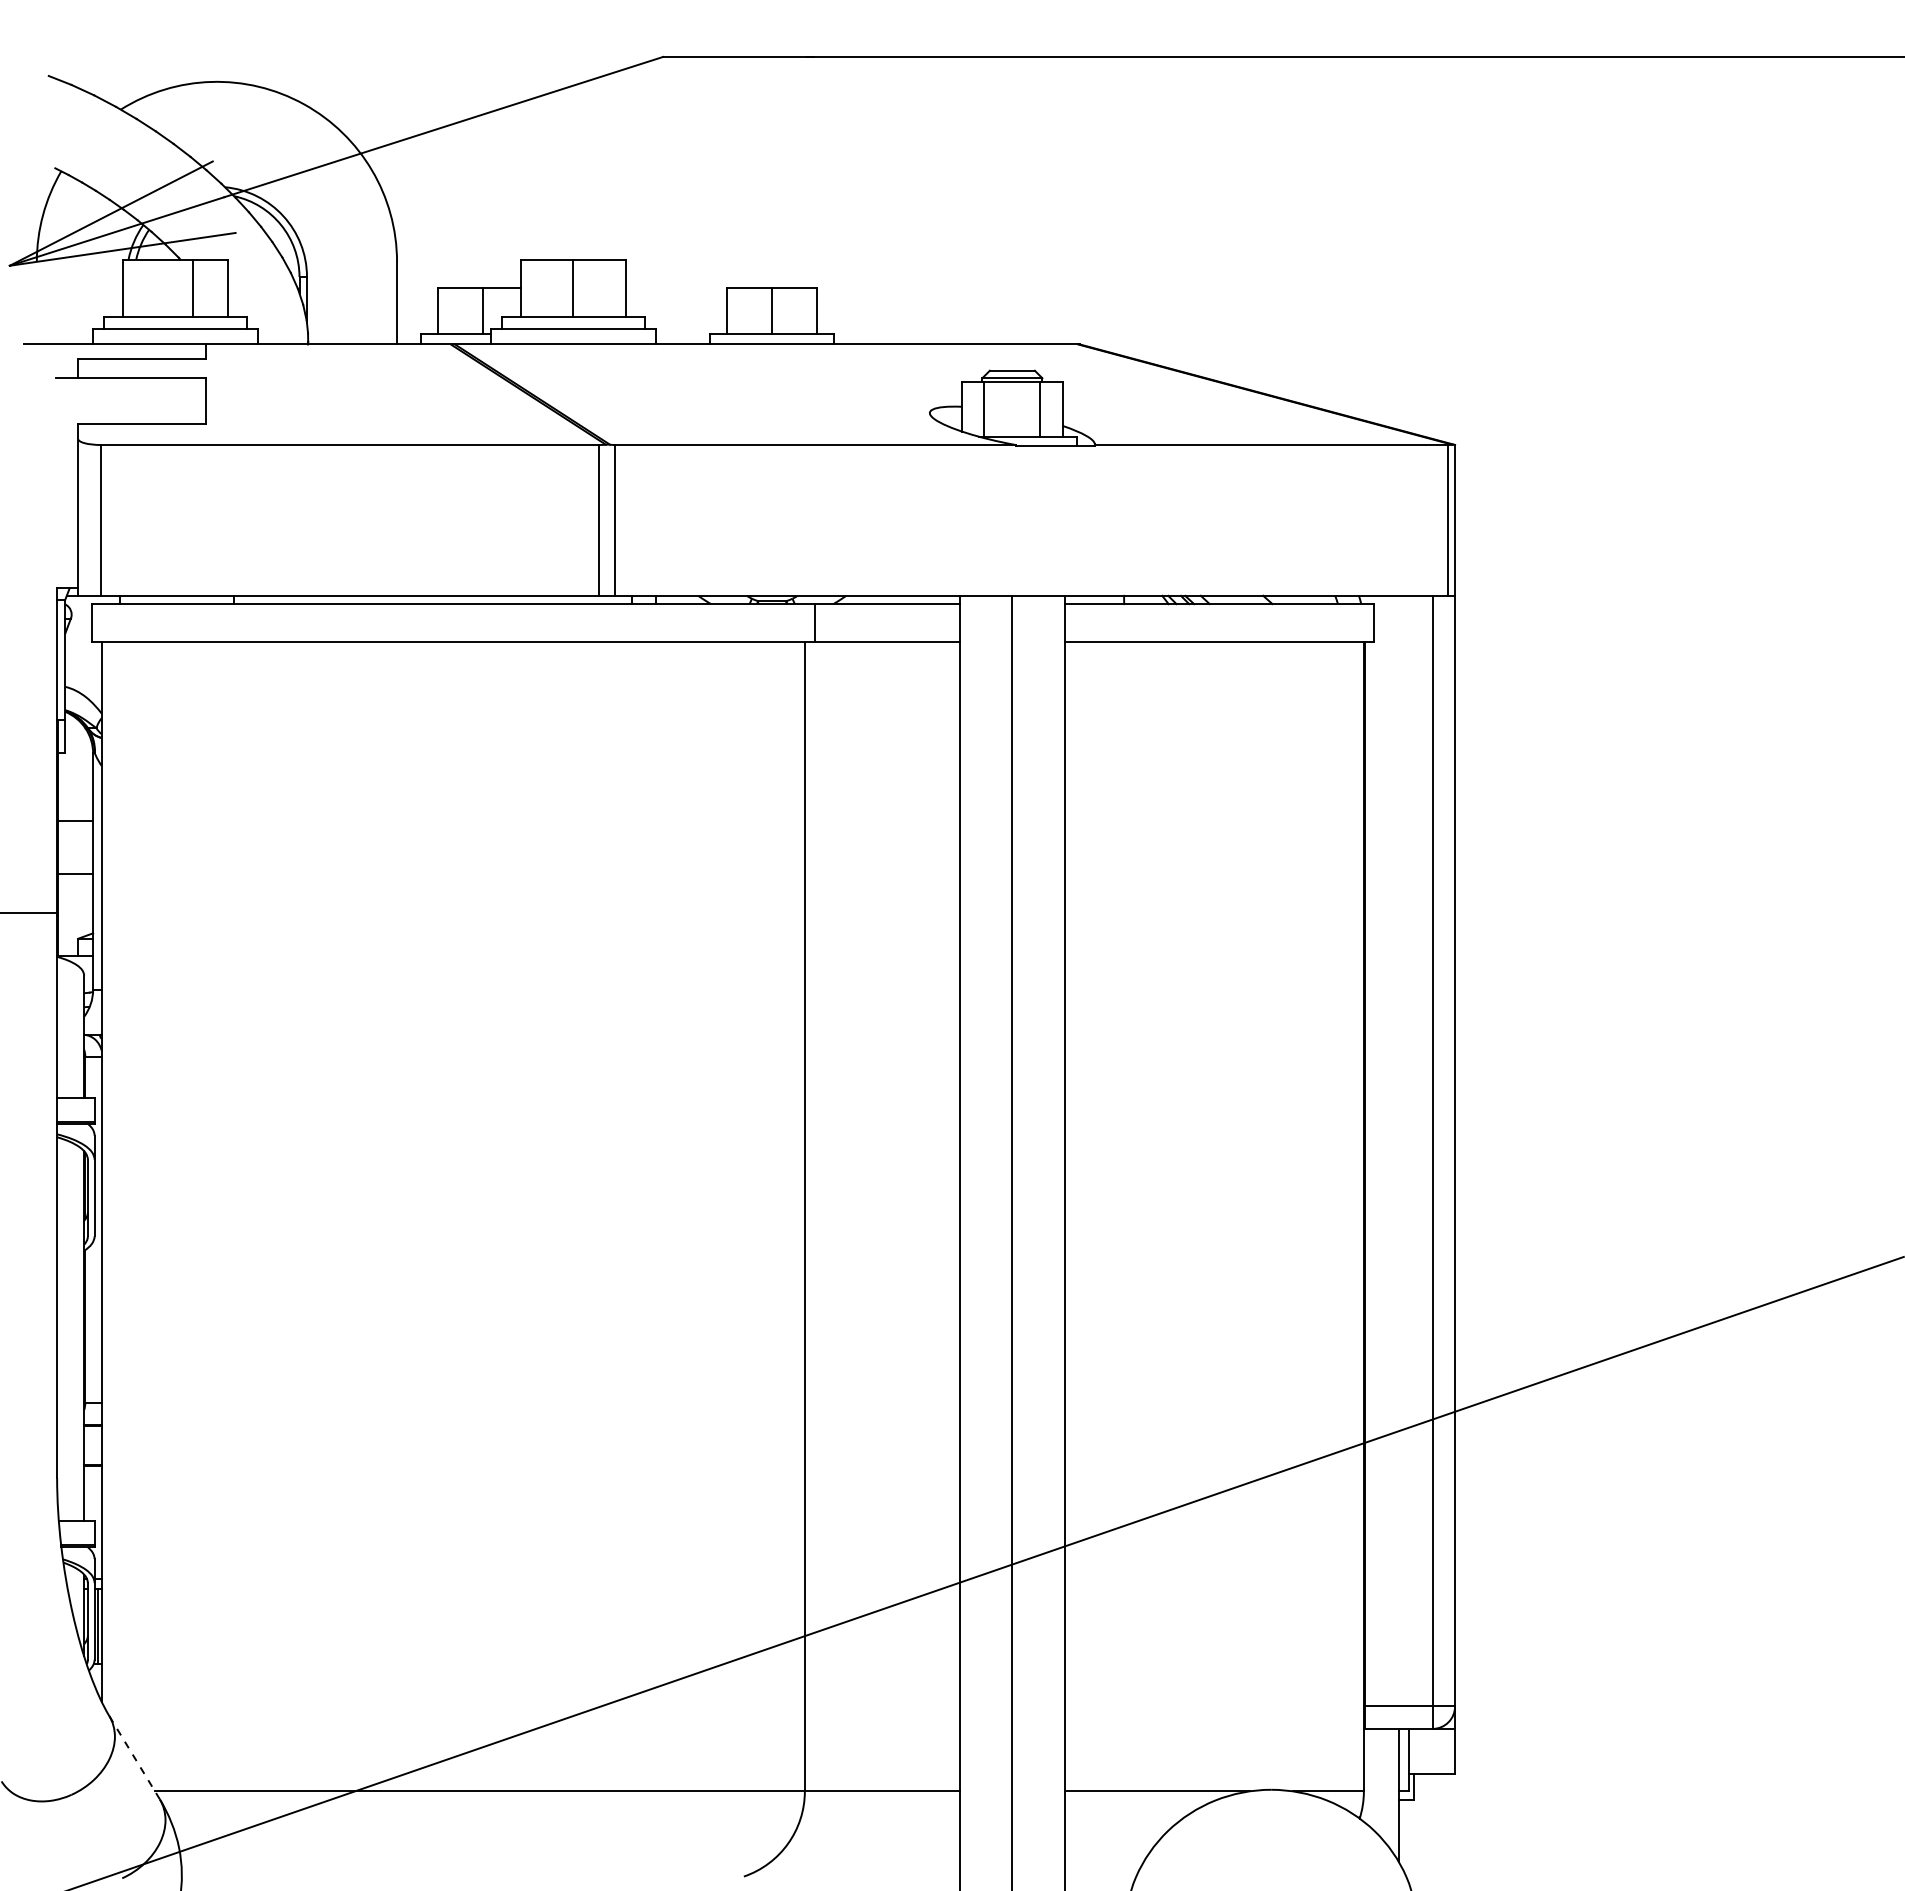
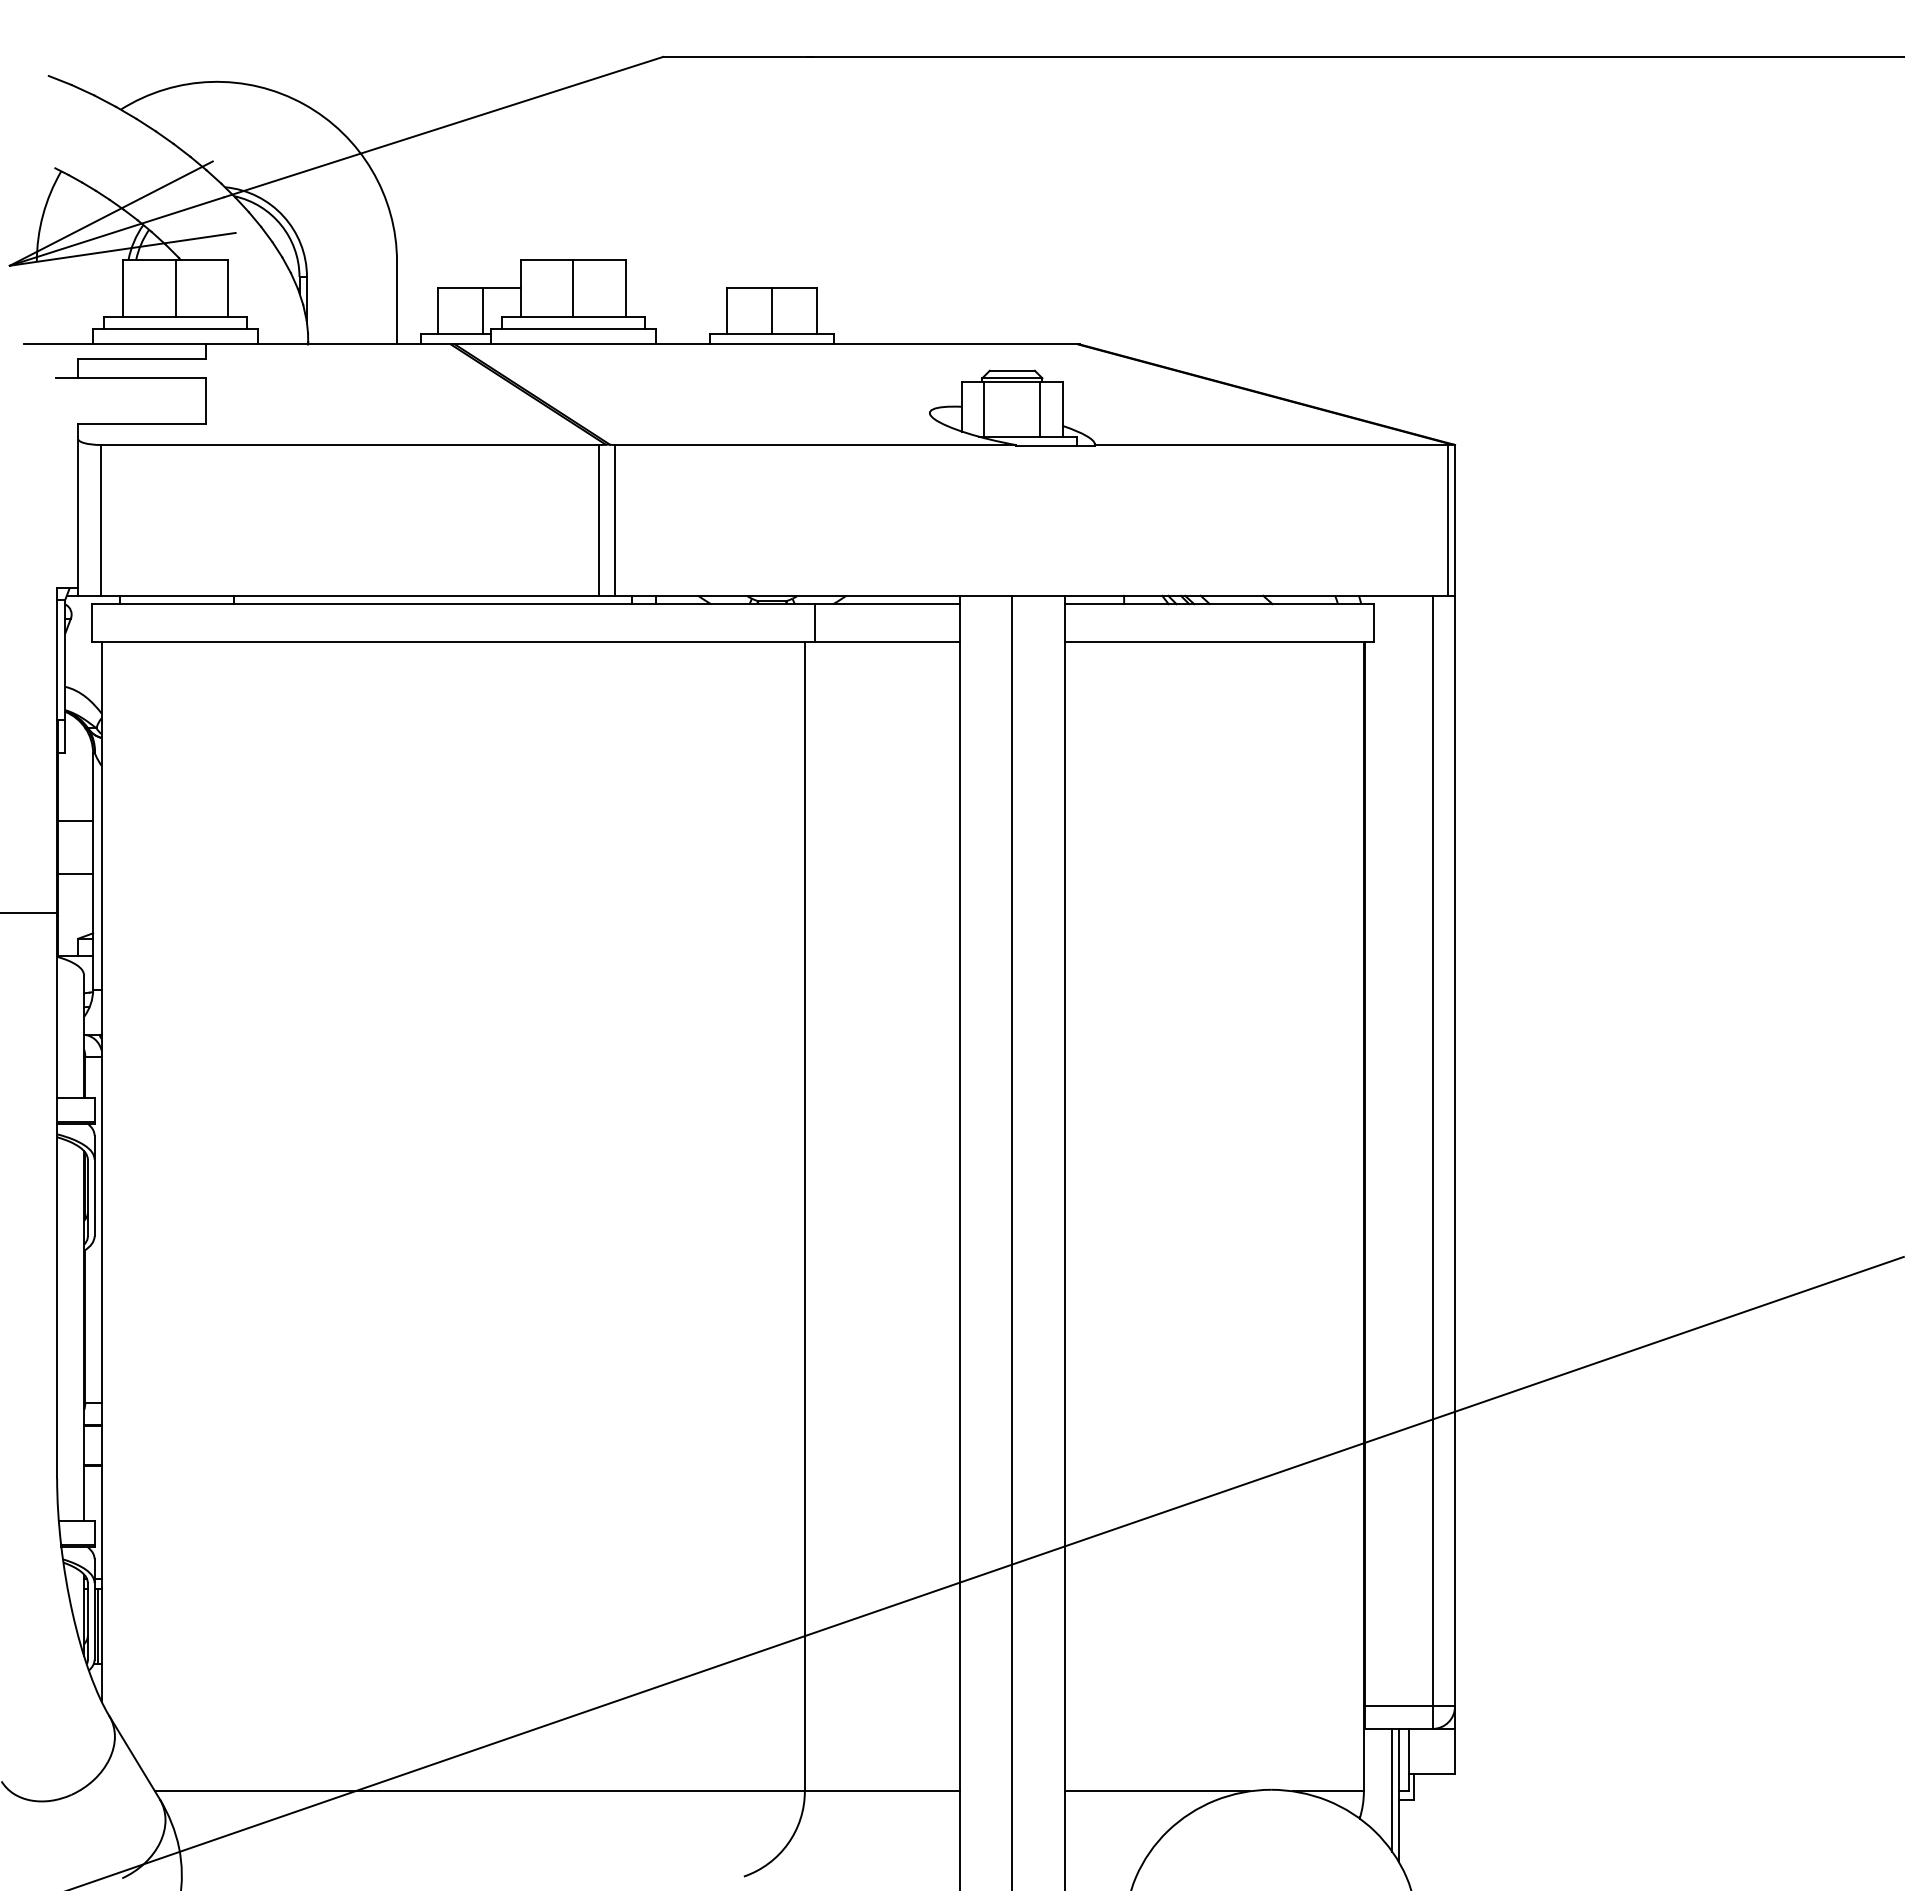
line position: (192, 288) -> (175, 288) (175, 288)
line: dashed -> solid (134, 1757)
line: none -> present (1391, 1789)
